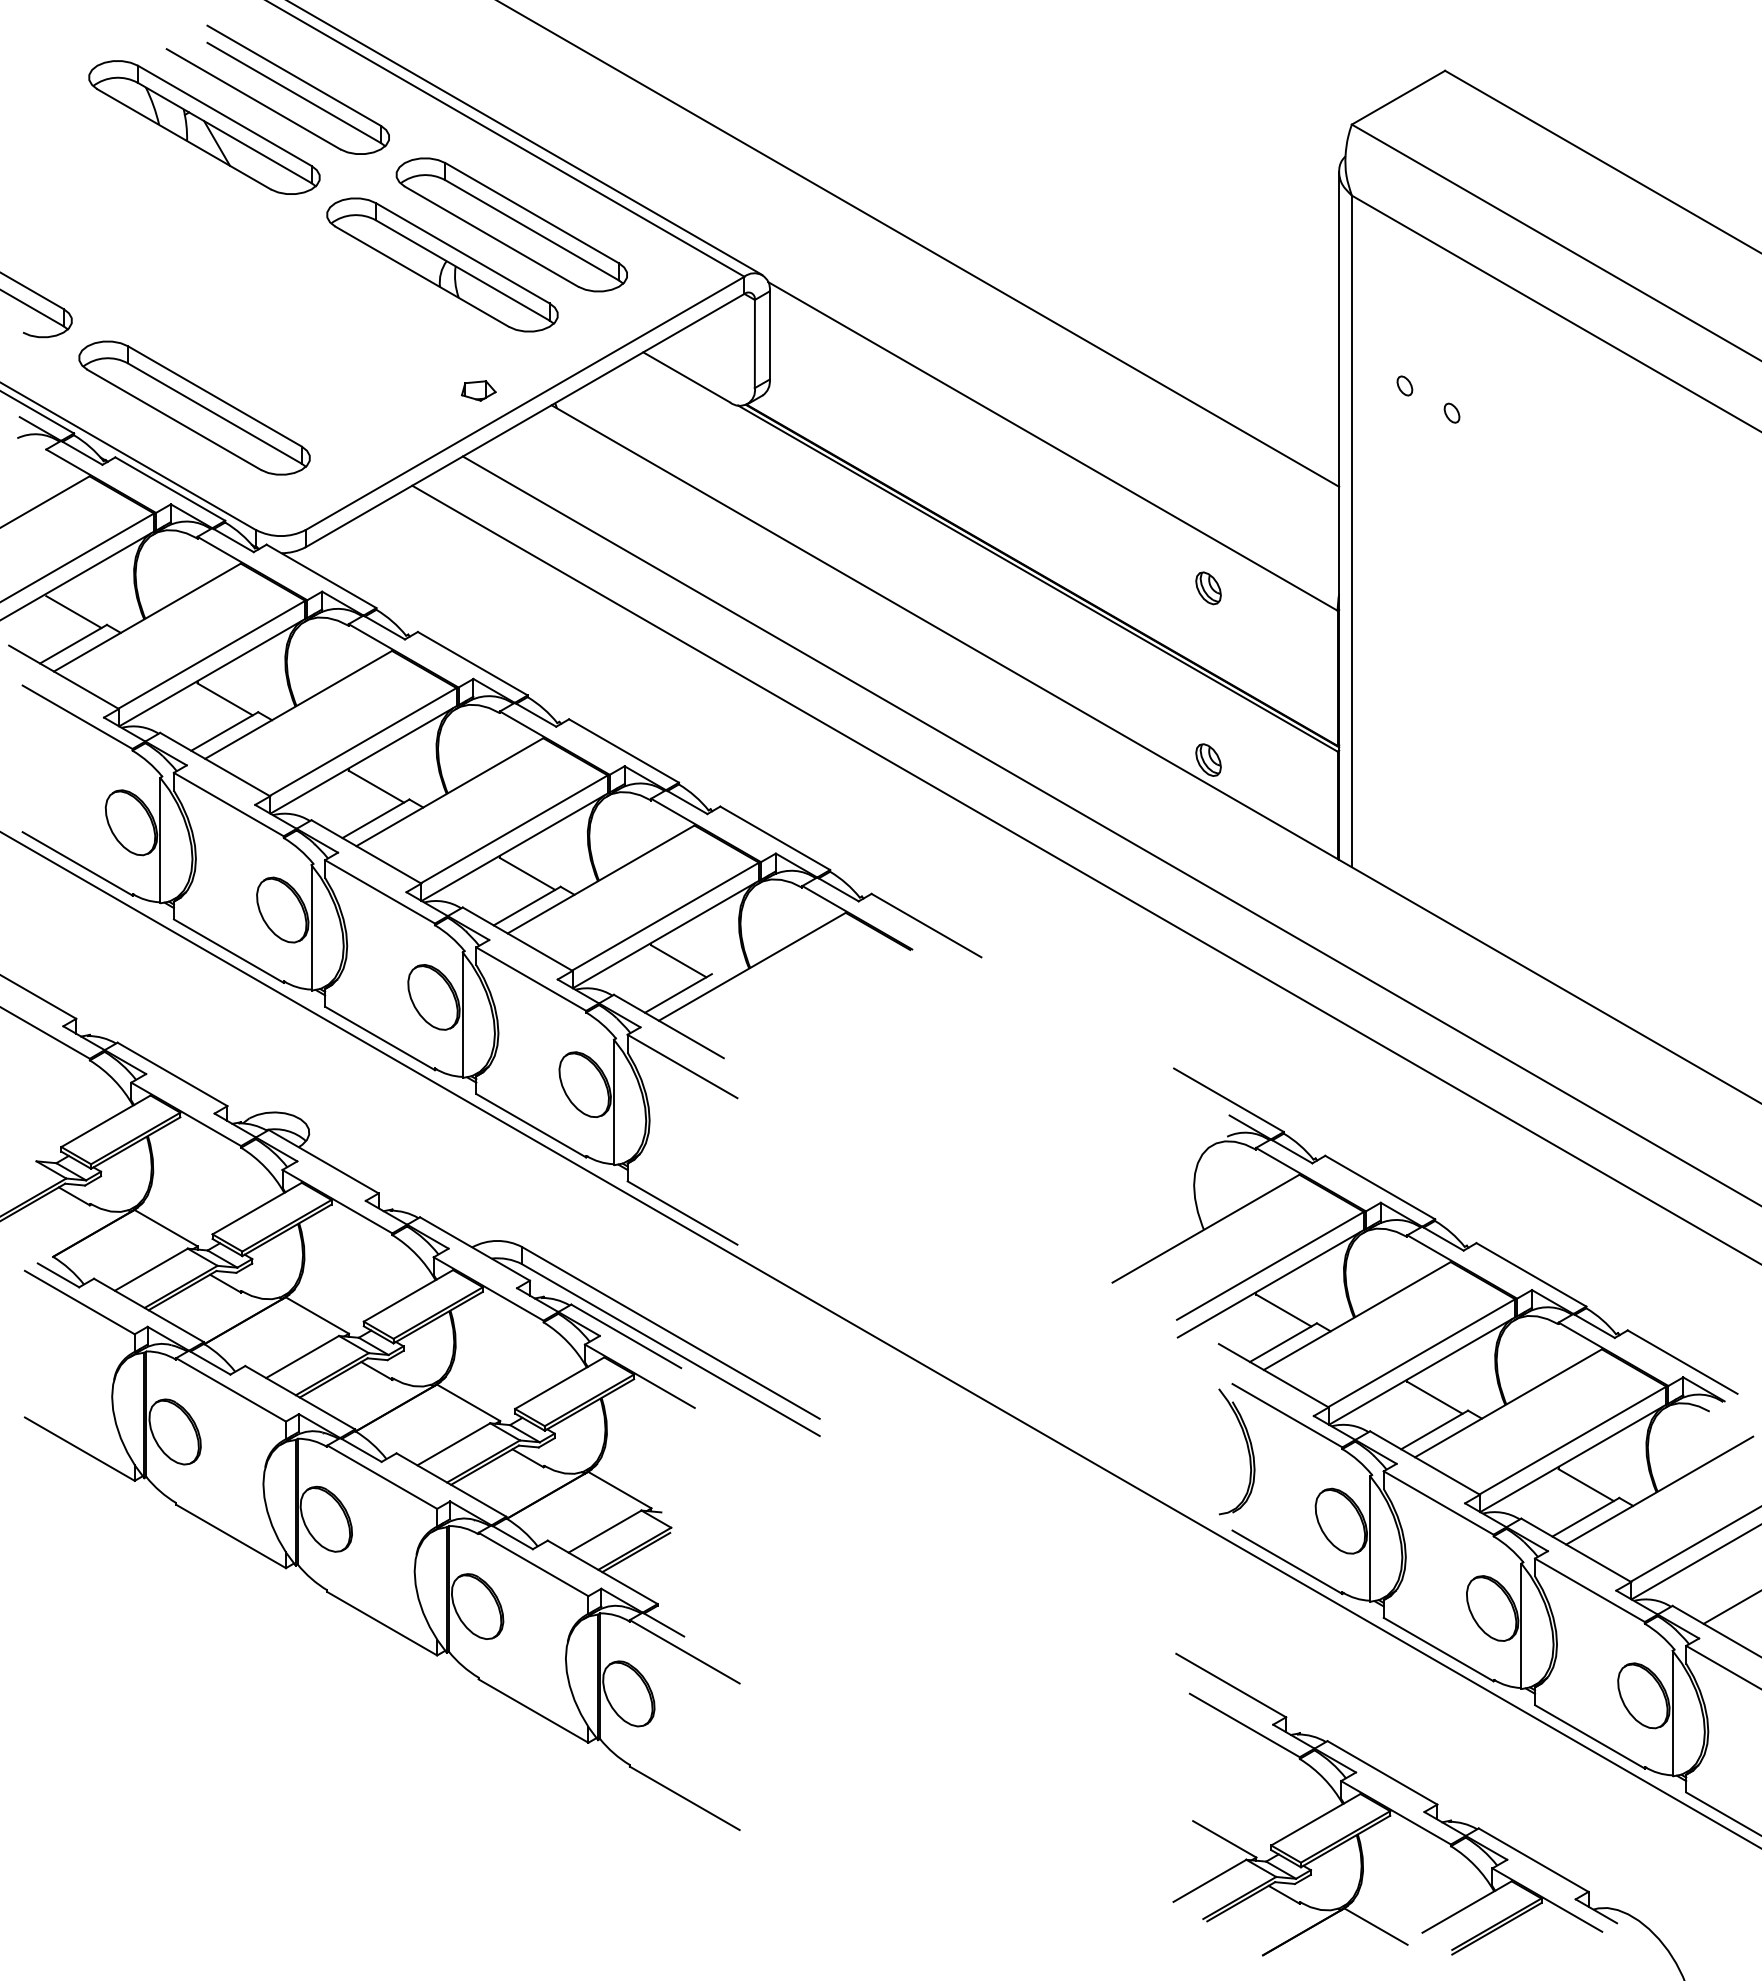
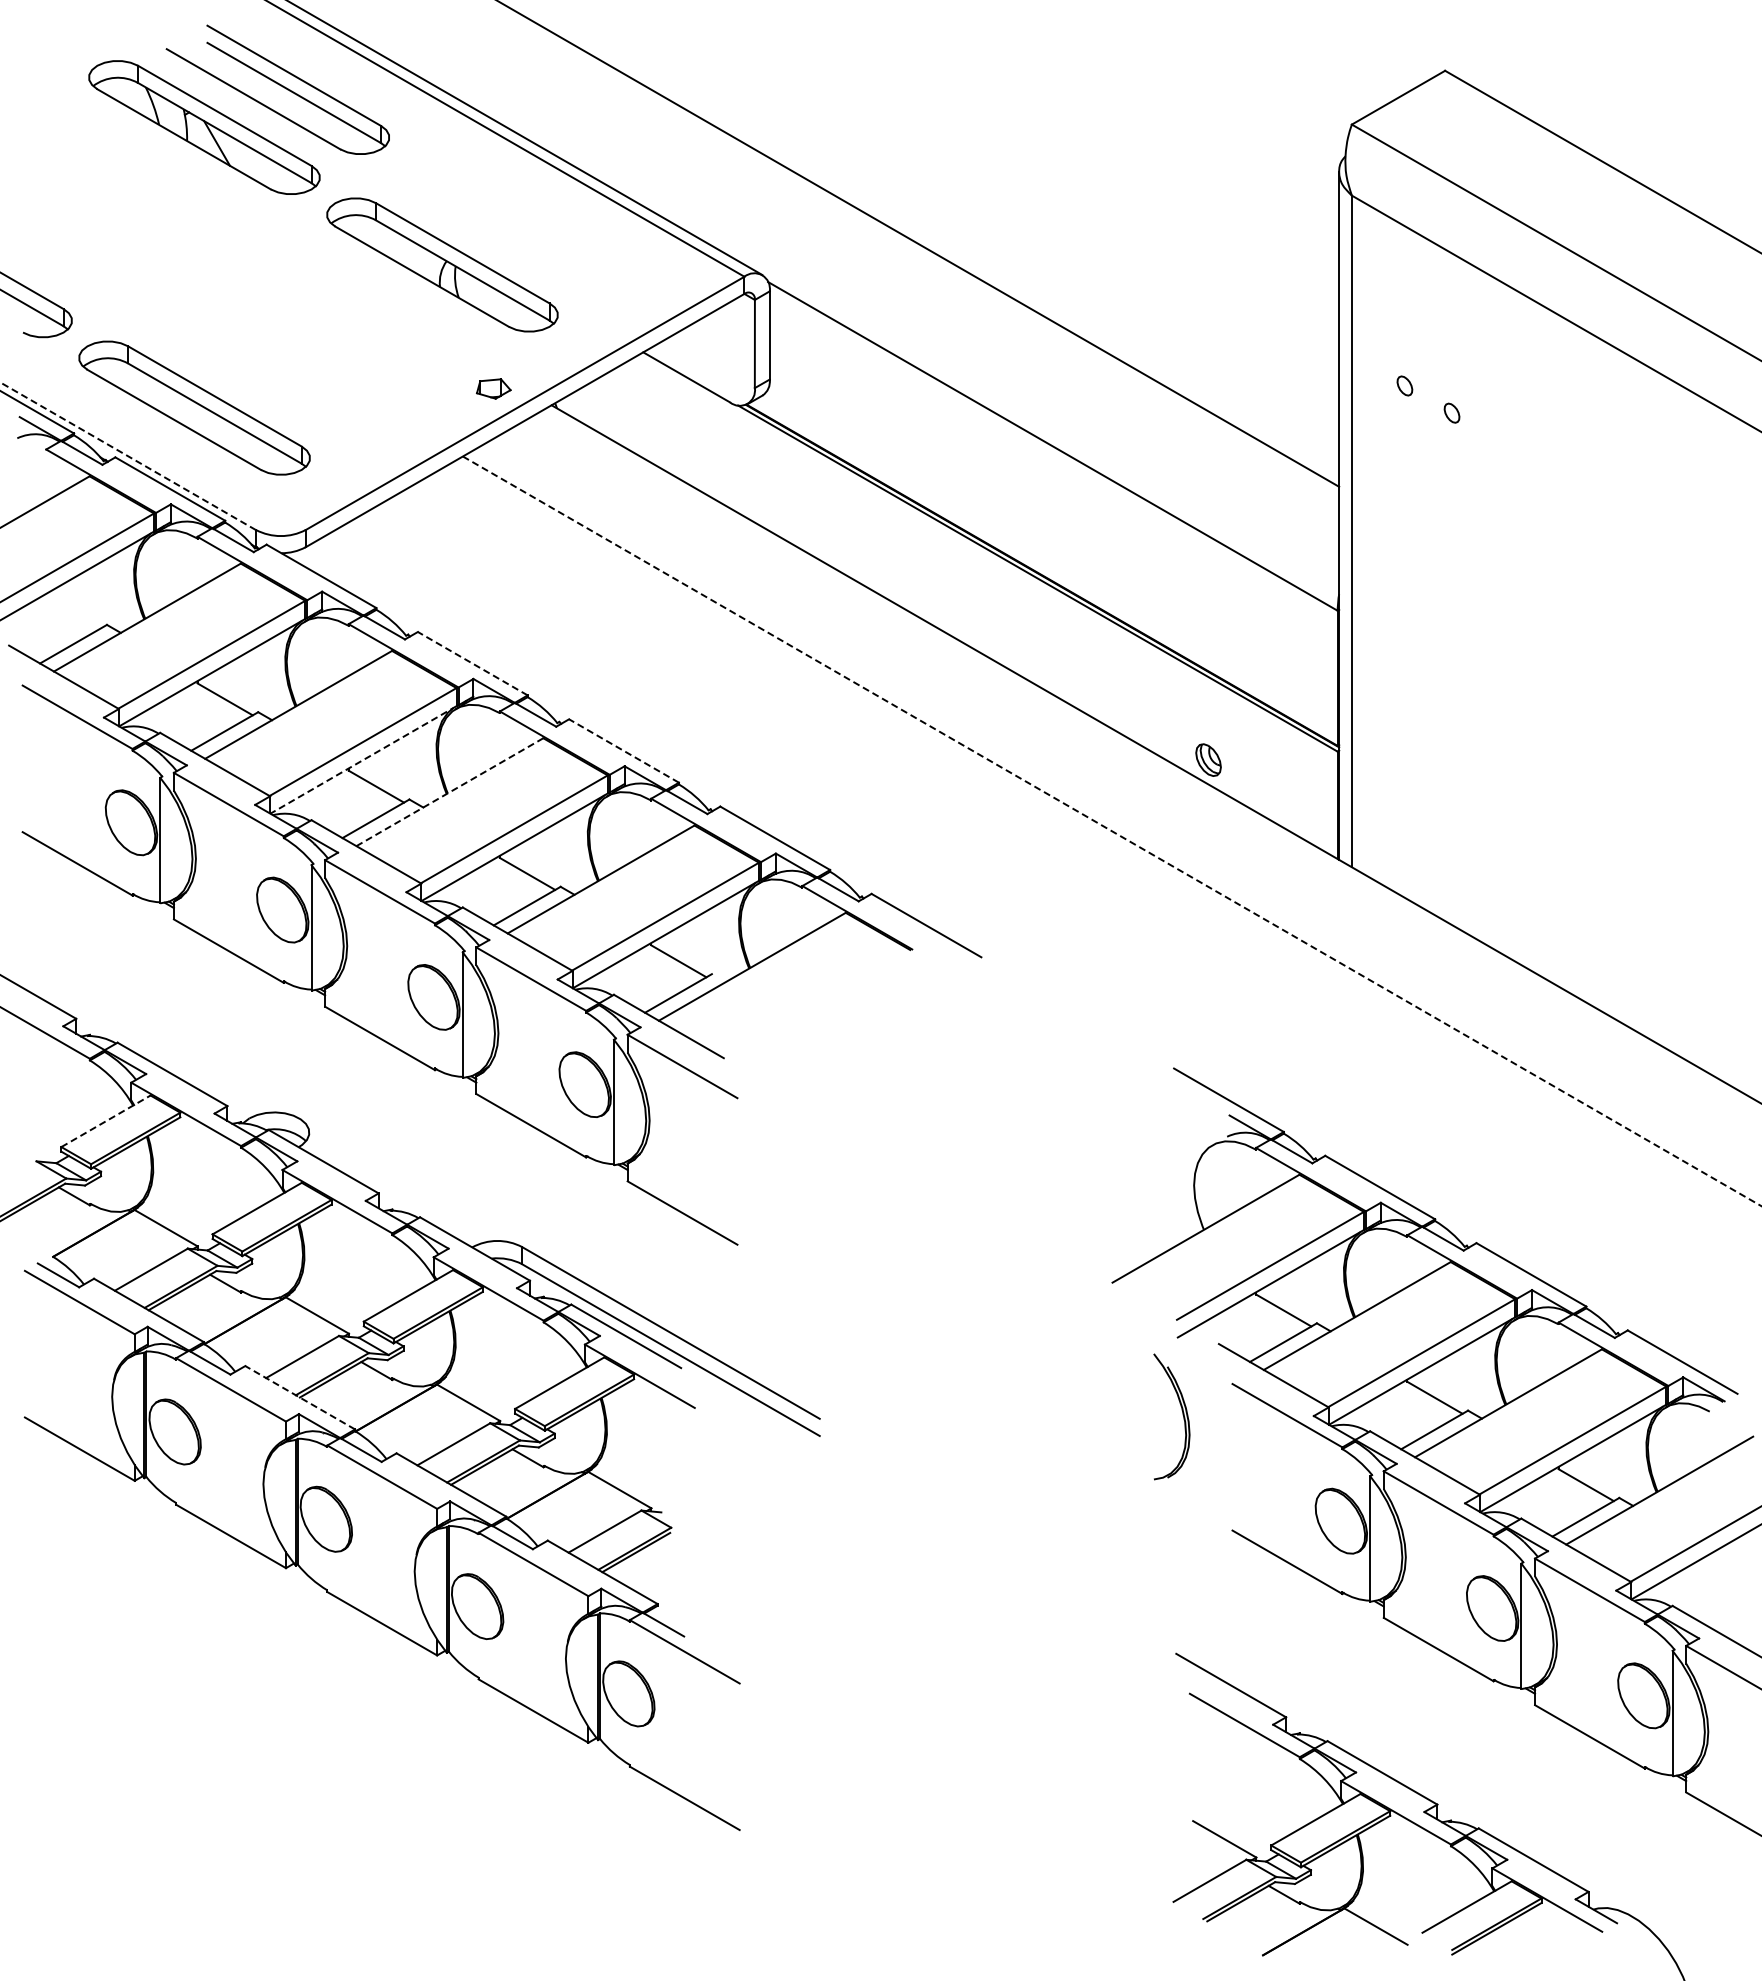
part: present -> none (511, 224)
part position: (478, 390) -> (493, 388) (493, 388)
line: solid -> dashed (127, 456)
part: present -> none (1208, 588)
line: present -> none (73, 612)
line: solid -> dashed (472, 663)
line: solid -> dashed (623, 750)
line: solid -> dashed (363, 760)
line: solid -> dashed (449, 792)
line: solid -> dashed (1112, 831)
line: present -> none (1085, 873)
line: solid -> dashed (105, 1121)
line: present -> none (880, 1339)
line: solid -> dashed (299, 1397)
part position: (1247, 1450) -> (1182, 1415) (1182, 1415)
line: present -> none (1730, 1607)
